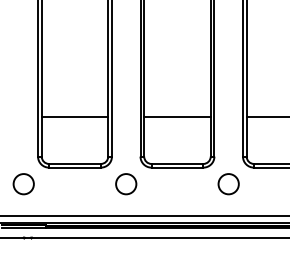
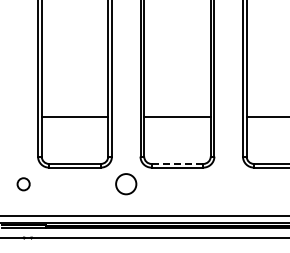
line: solid -> dashed (177, 163)
circle size: 23x23 px -> 15x15 px (23, 184)
circle: present -> none (228, 184)
